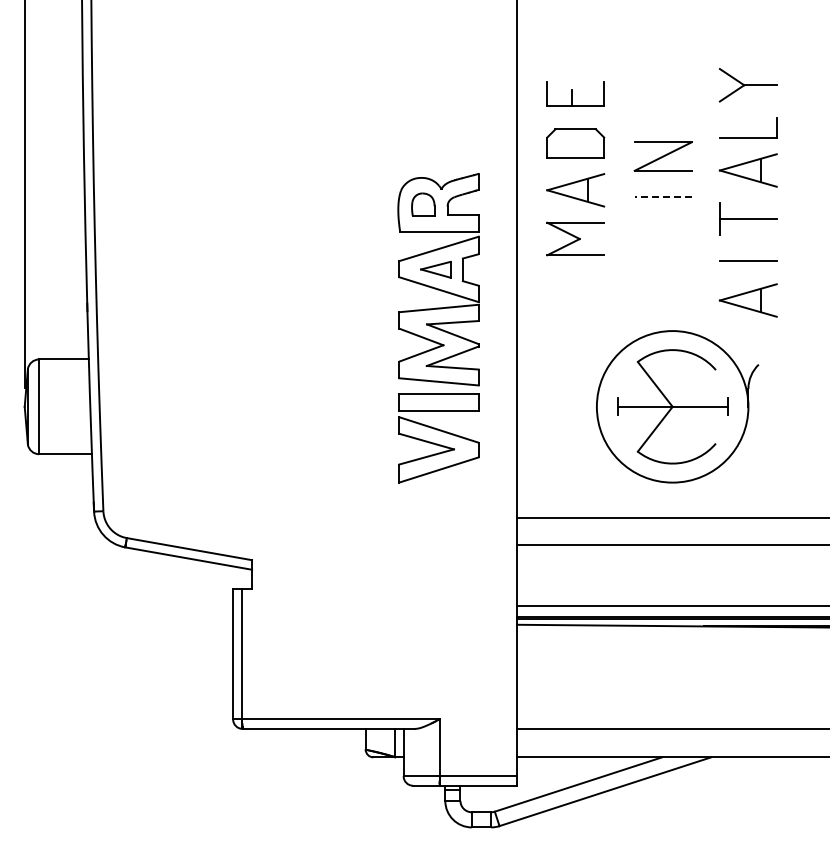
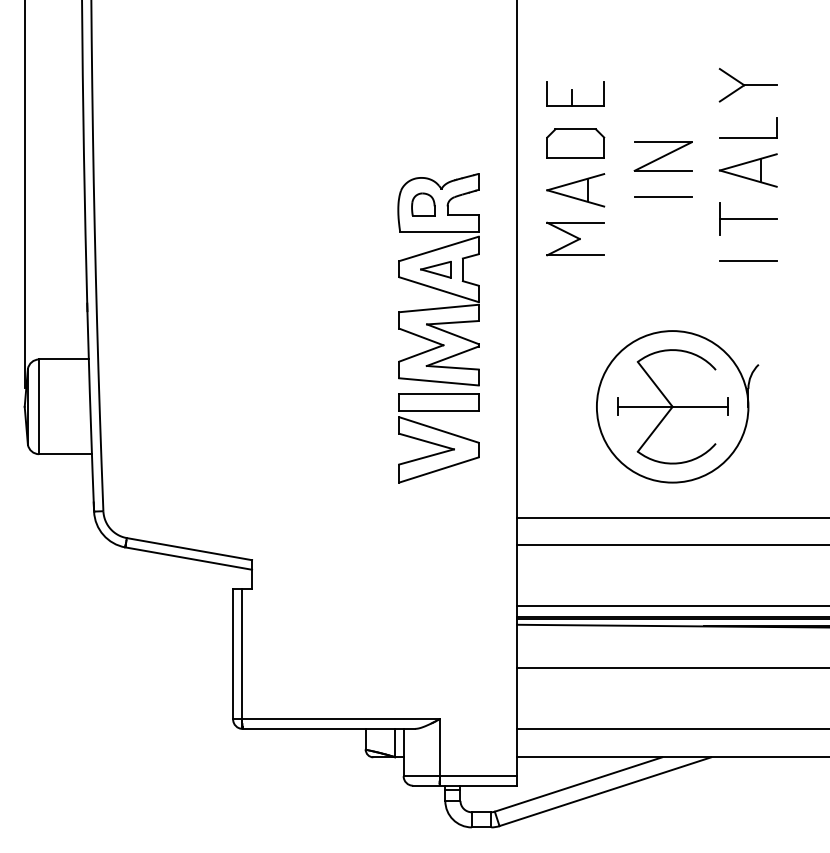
line: dashed -> solid (662, 196)
part: present -> none (747, 300)
line: none -> present (671, 668)
